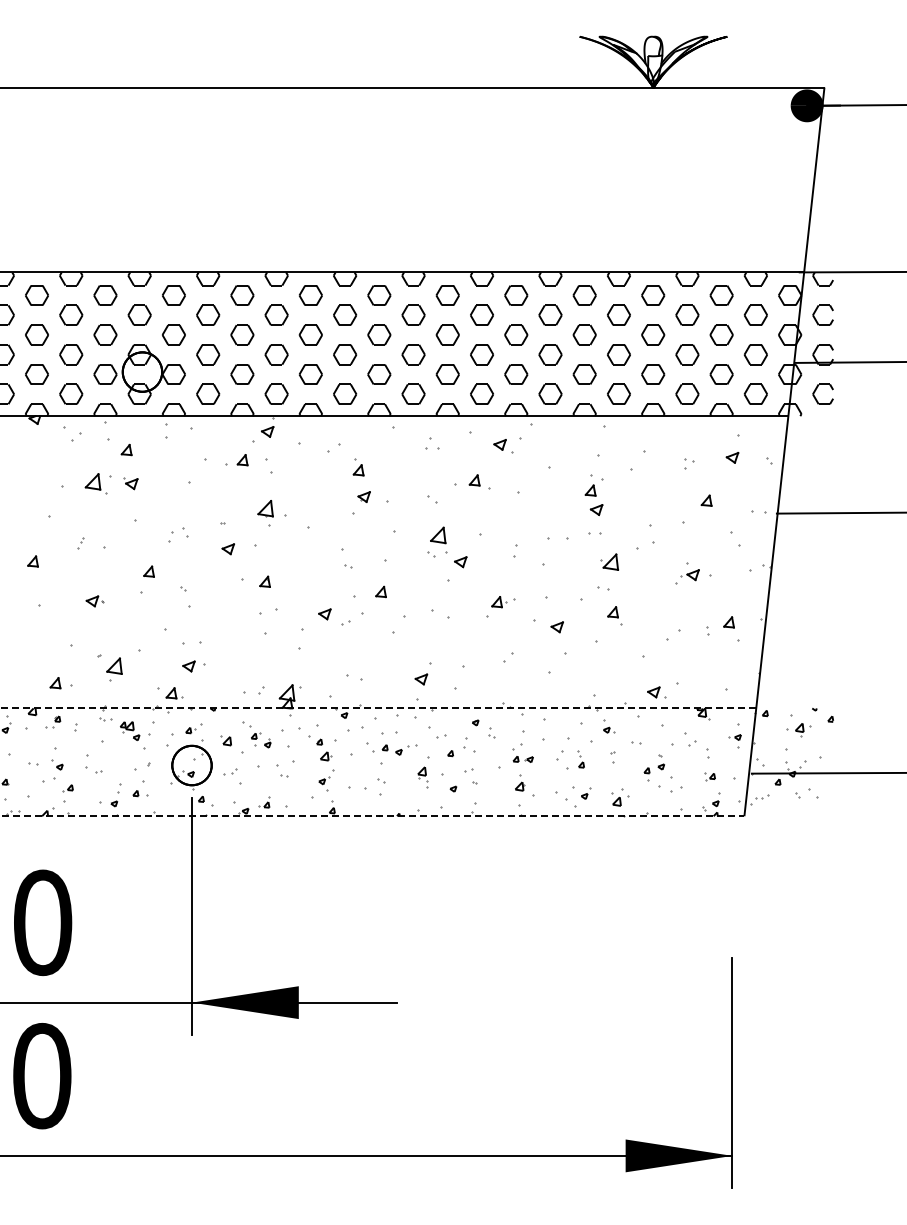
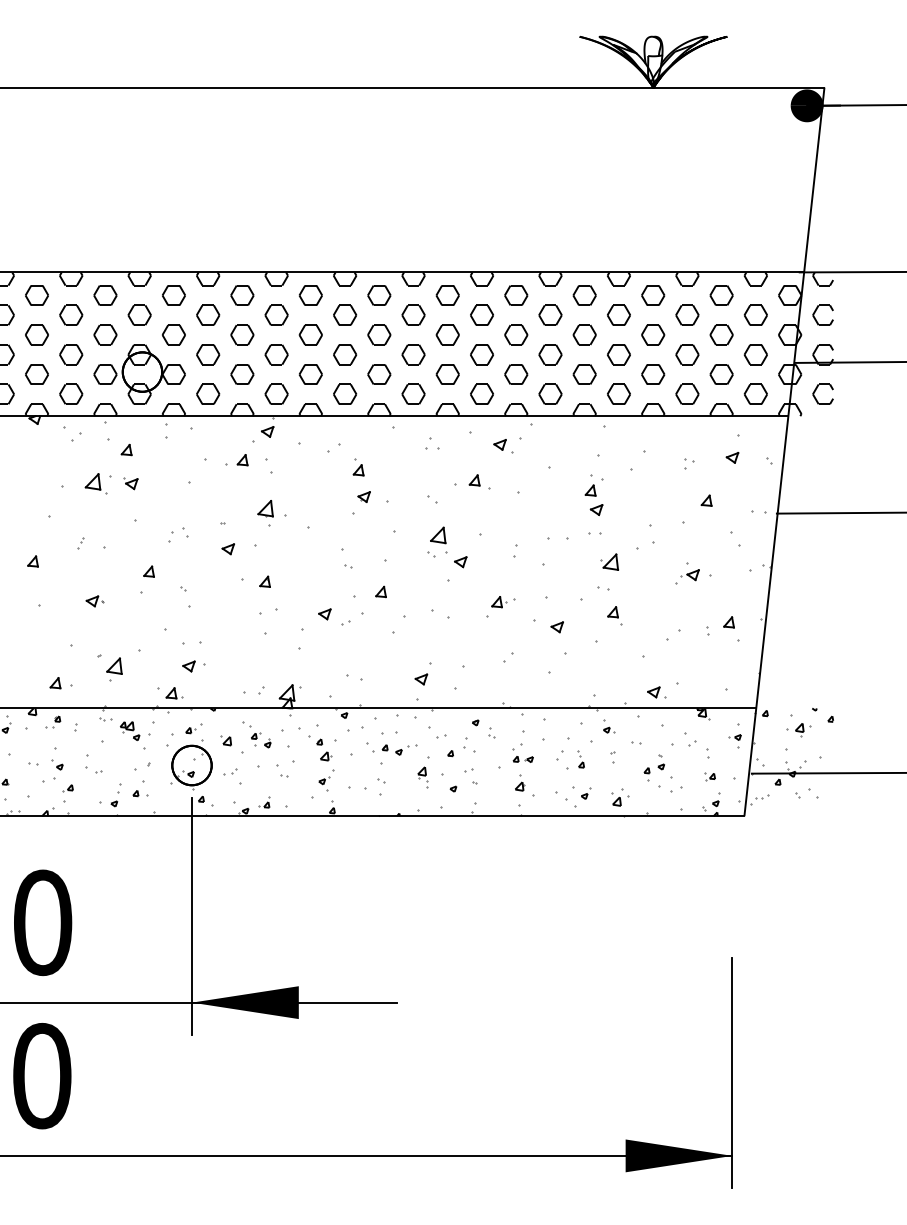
line: dashed -> solid (378, 708)
line: dashed -> solid (372, 816)
